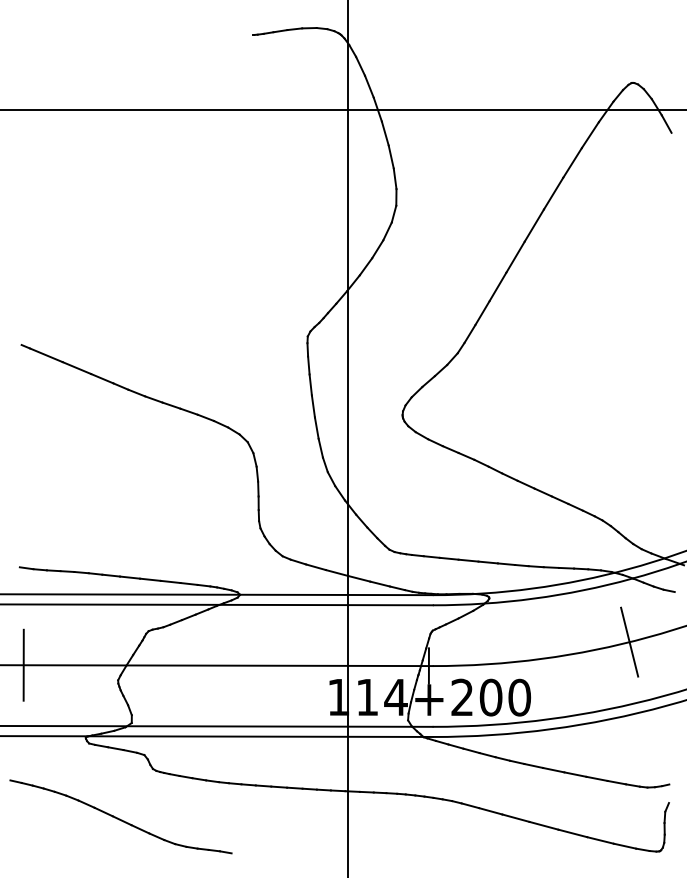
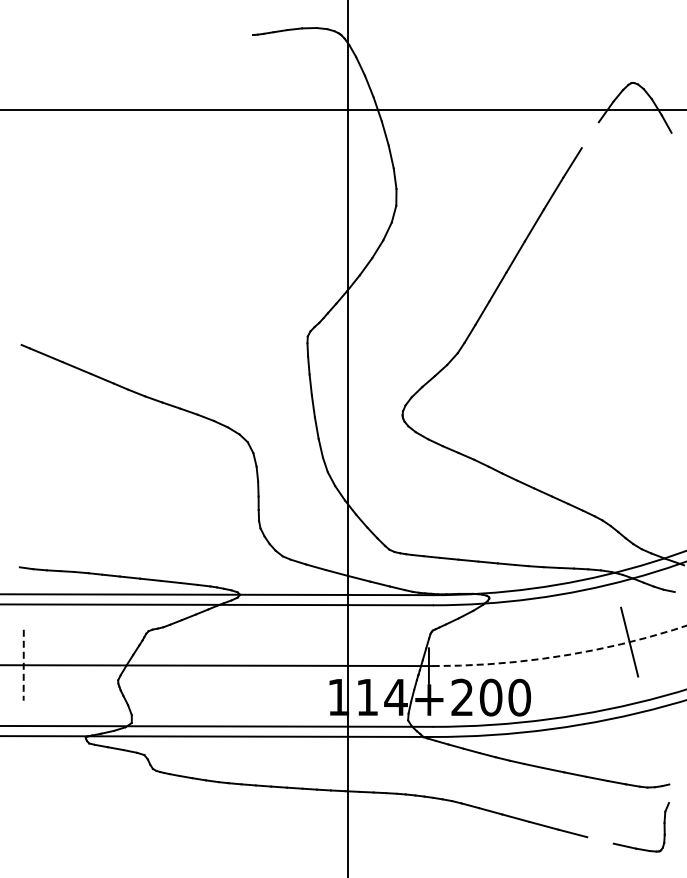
line: present -> none (589, 135)
arc: solid -> dashed (561, 655)
line: solid -> dashed (23, 665)
part: present -> none (120, 816)
line: present -> none (600, 840)
